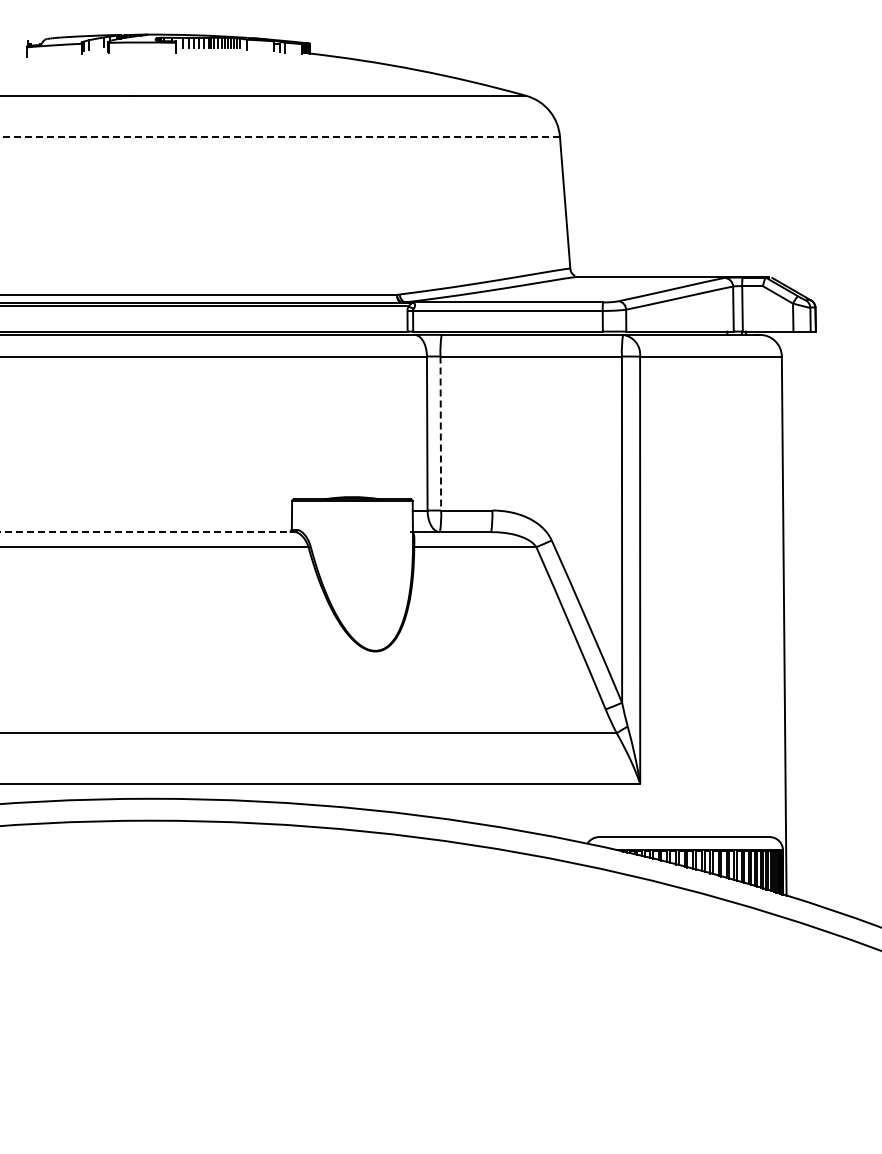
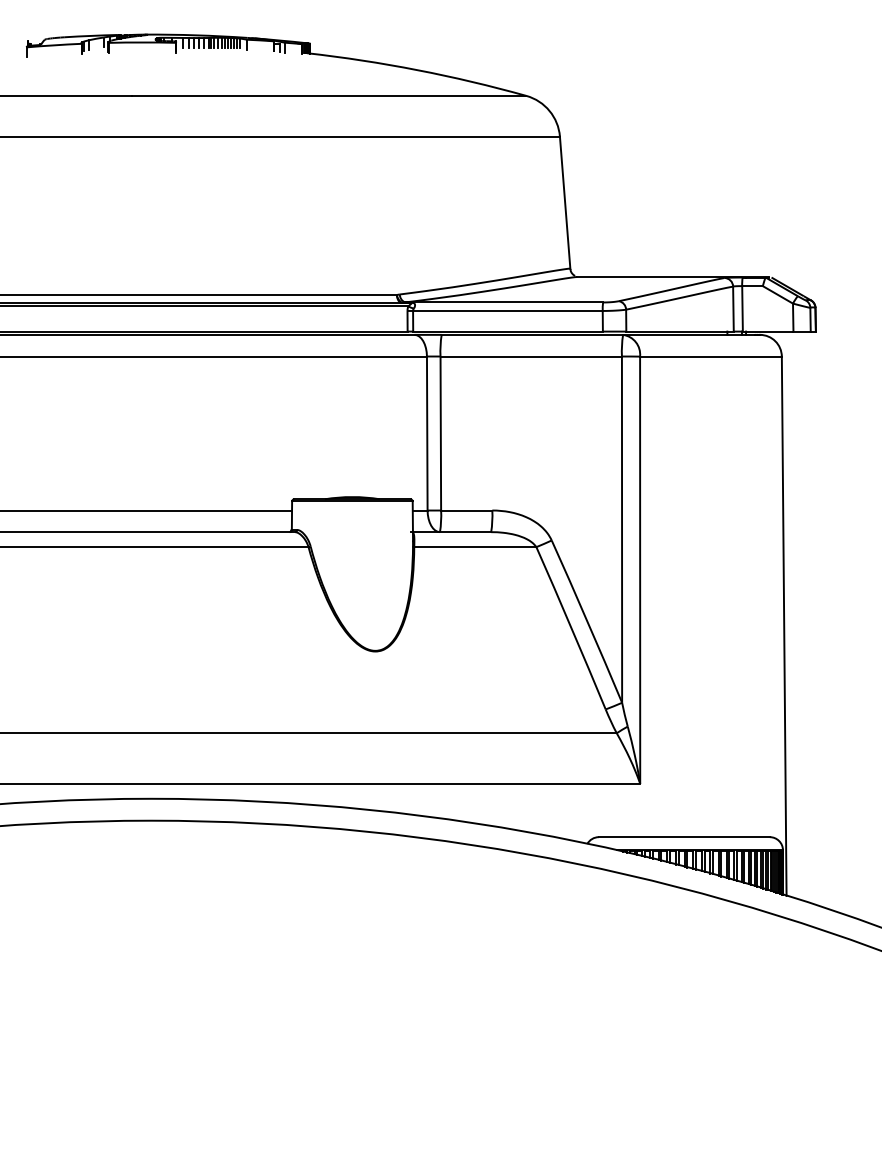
line: dashed -> solid (280, 136)
line: dashed -> solid (440, 433)
line: none -> present (147, 510)
line: dashed -> solid (148, 532)
